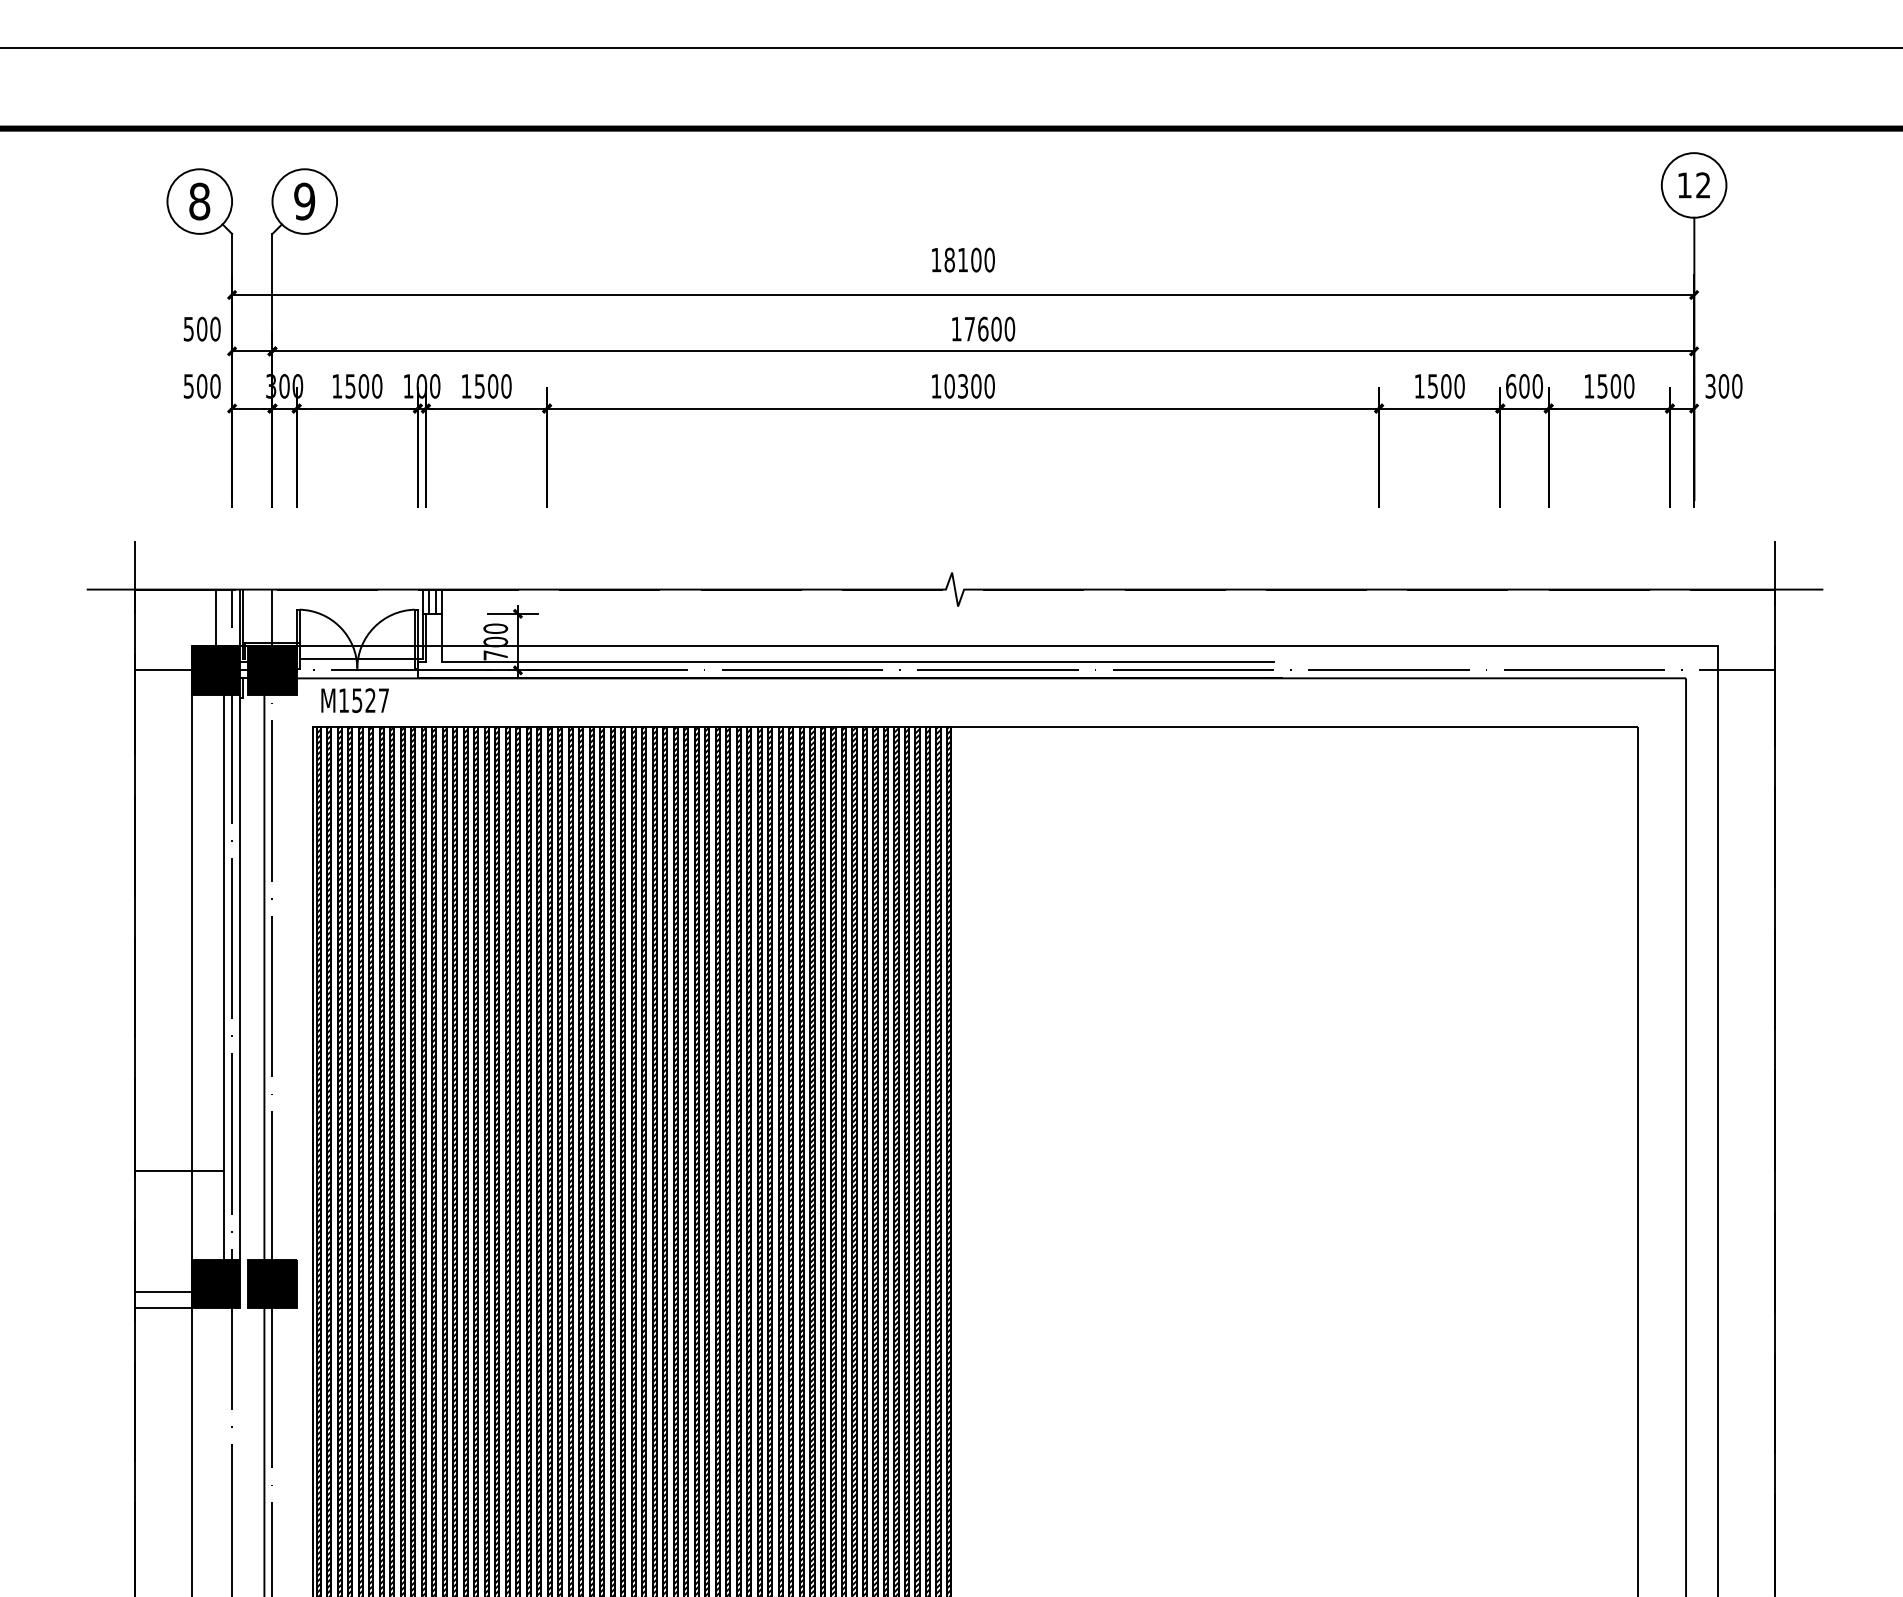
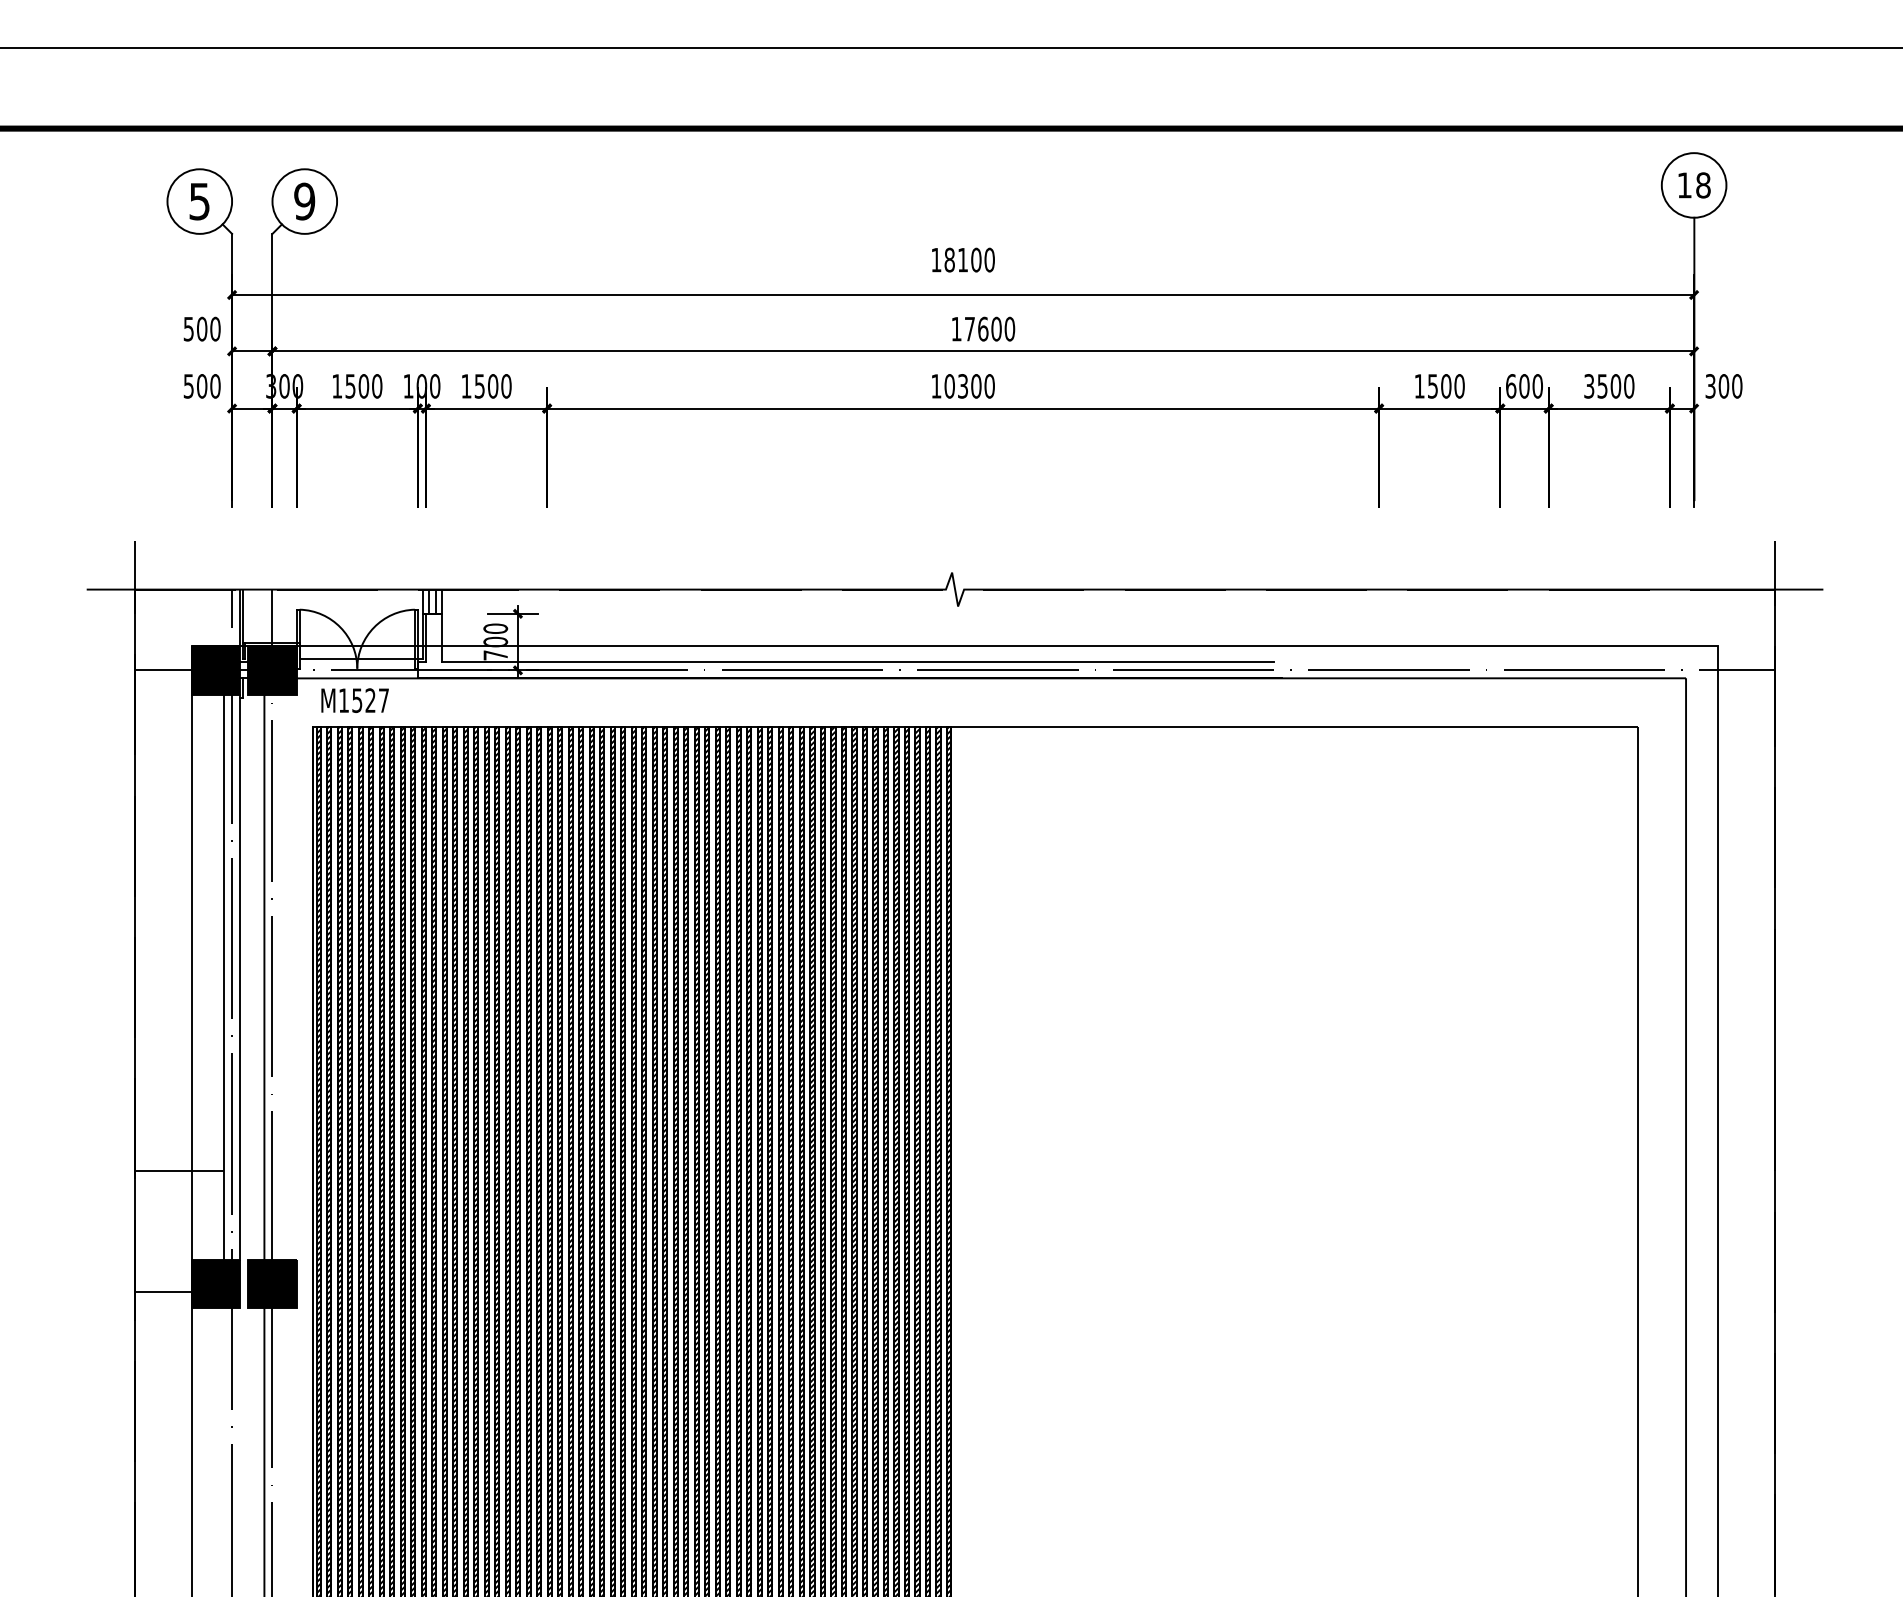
text: 12 -> 18 (1703, 185)
text: 8 -> 5 (199, 201)
text: 1500 -> 3500 (1589, 386)
line: present -> none (215, 617)
line: present -> none (163, 1308)
